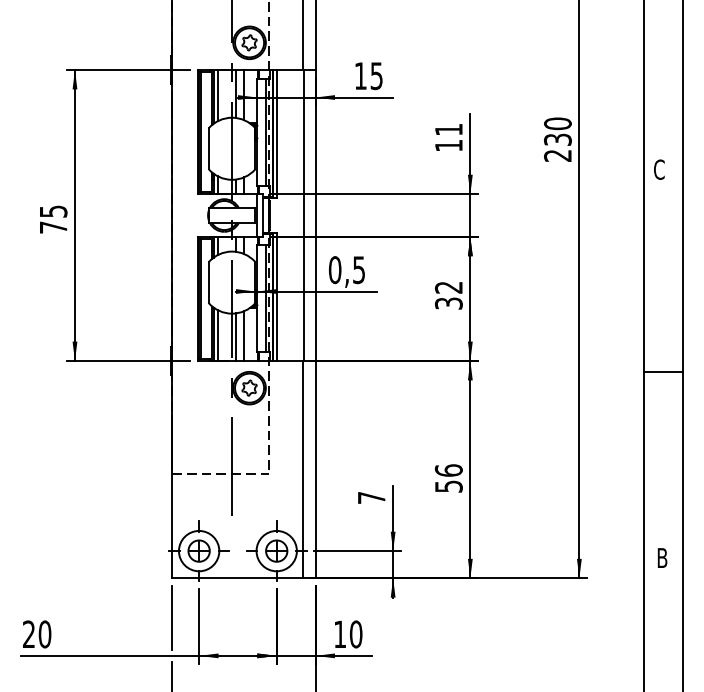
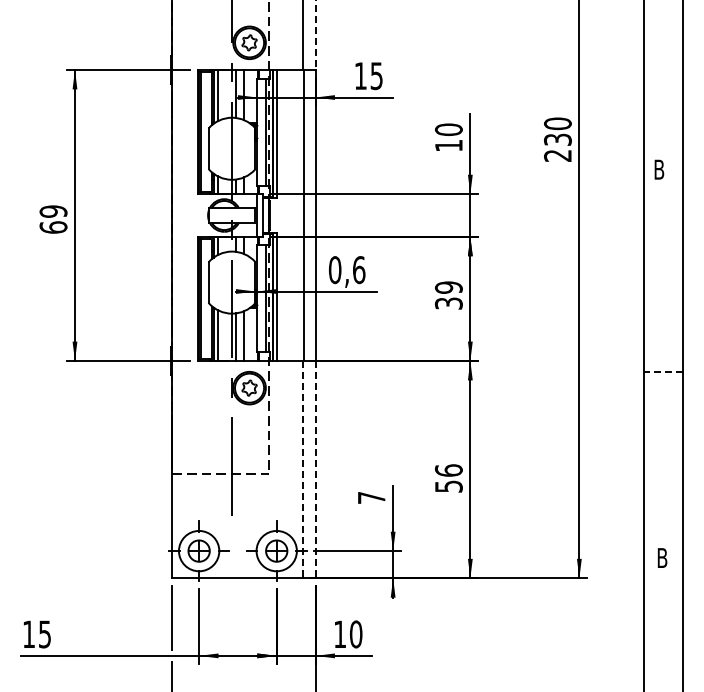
line: solid -> dashed (315, 35)
text: 11 -> 10 (448, 129)
text: C -> B (659, 169)
text: 75 -> 69 (53, 219)
text: 0,5 -> 0,6 (359, 270)
text: 32 -> 39 (448, 287)
line: solid -> dashed (662, 371)
line: solid -> dashed (302, 469)
line: solid -> dashed (315, 469)
text: 20 -> 15 (37, 634)
